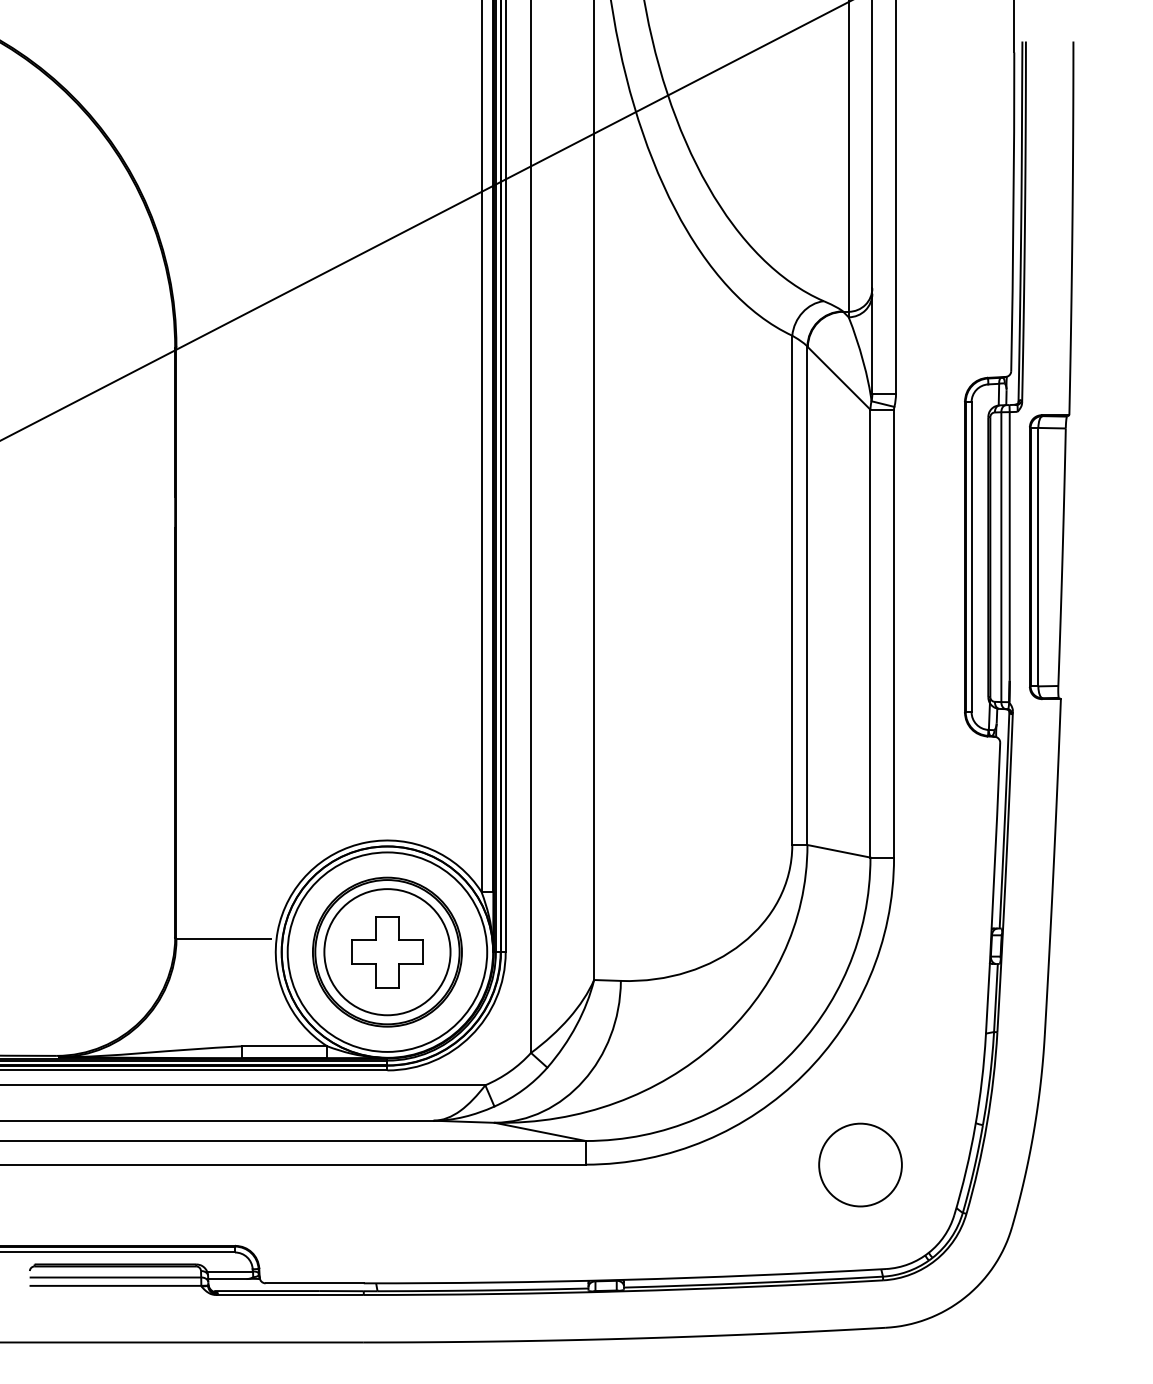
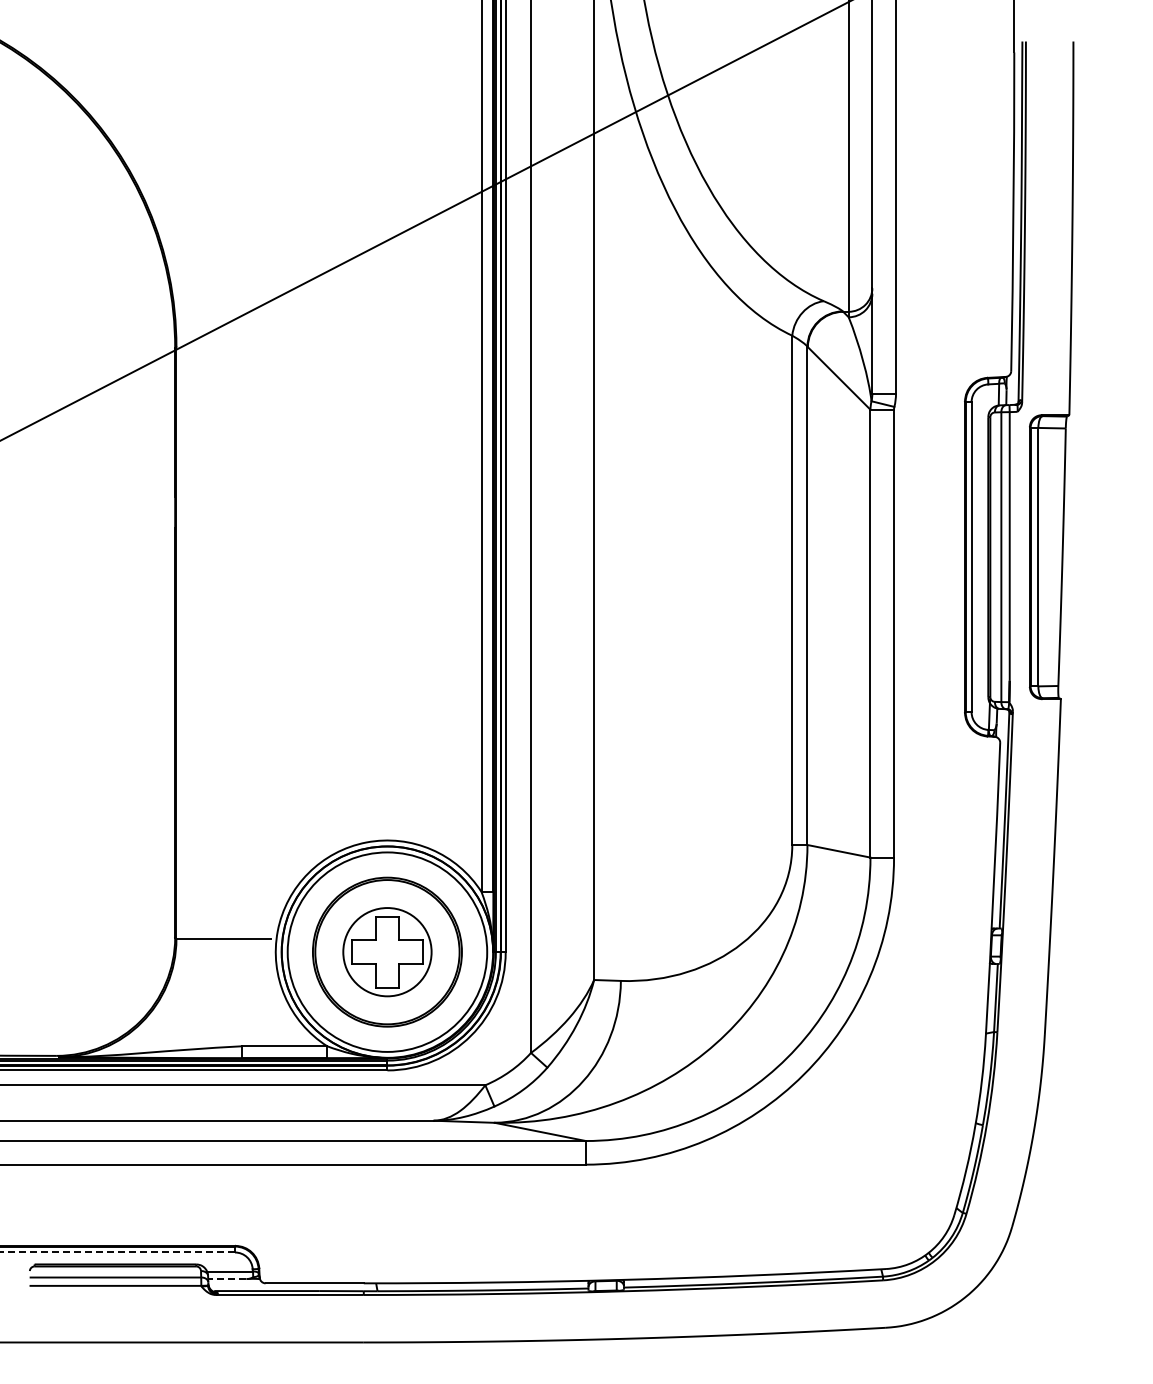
circle diameter: 126 px -> 88 px (387, 952)
circle: present -> none (860, 1164)
line: solid -> dashed (117, 1252)
line: solid -> dashed (226, 1279)
